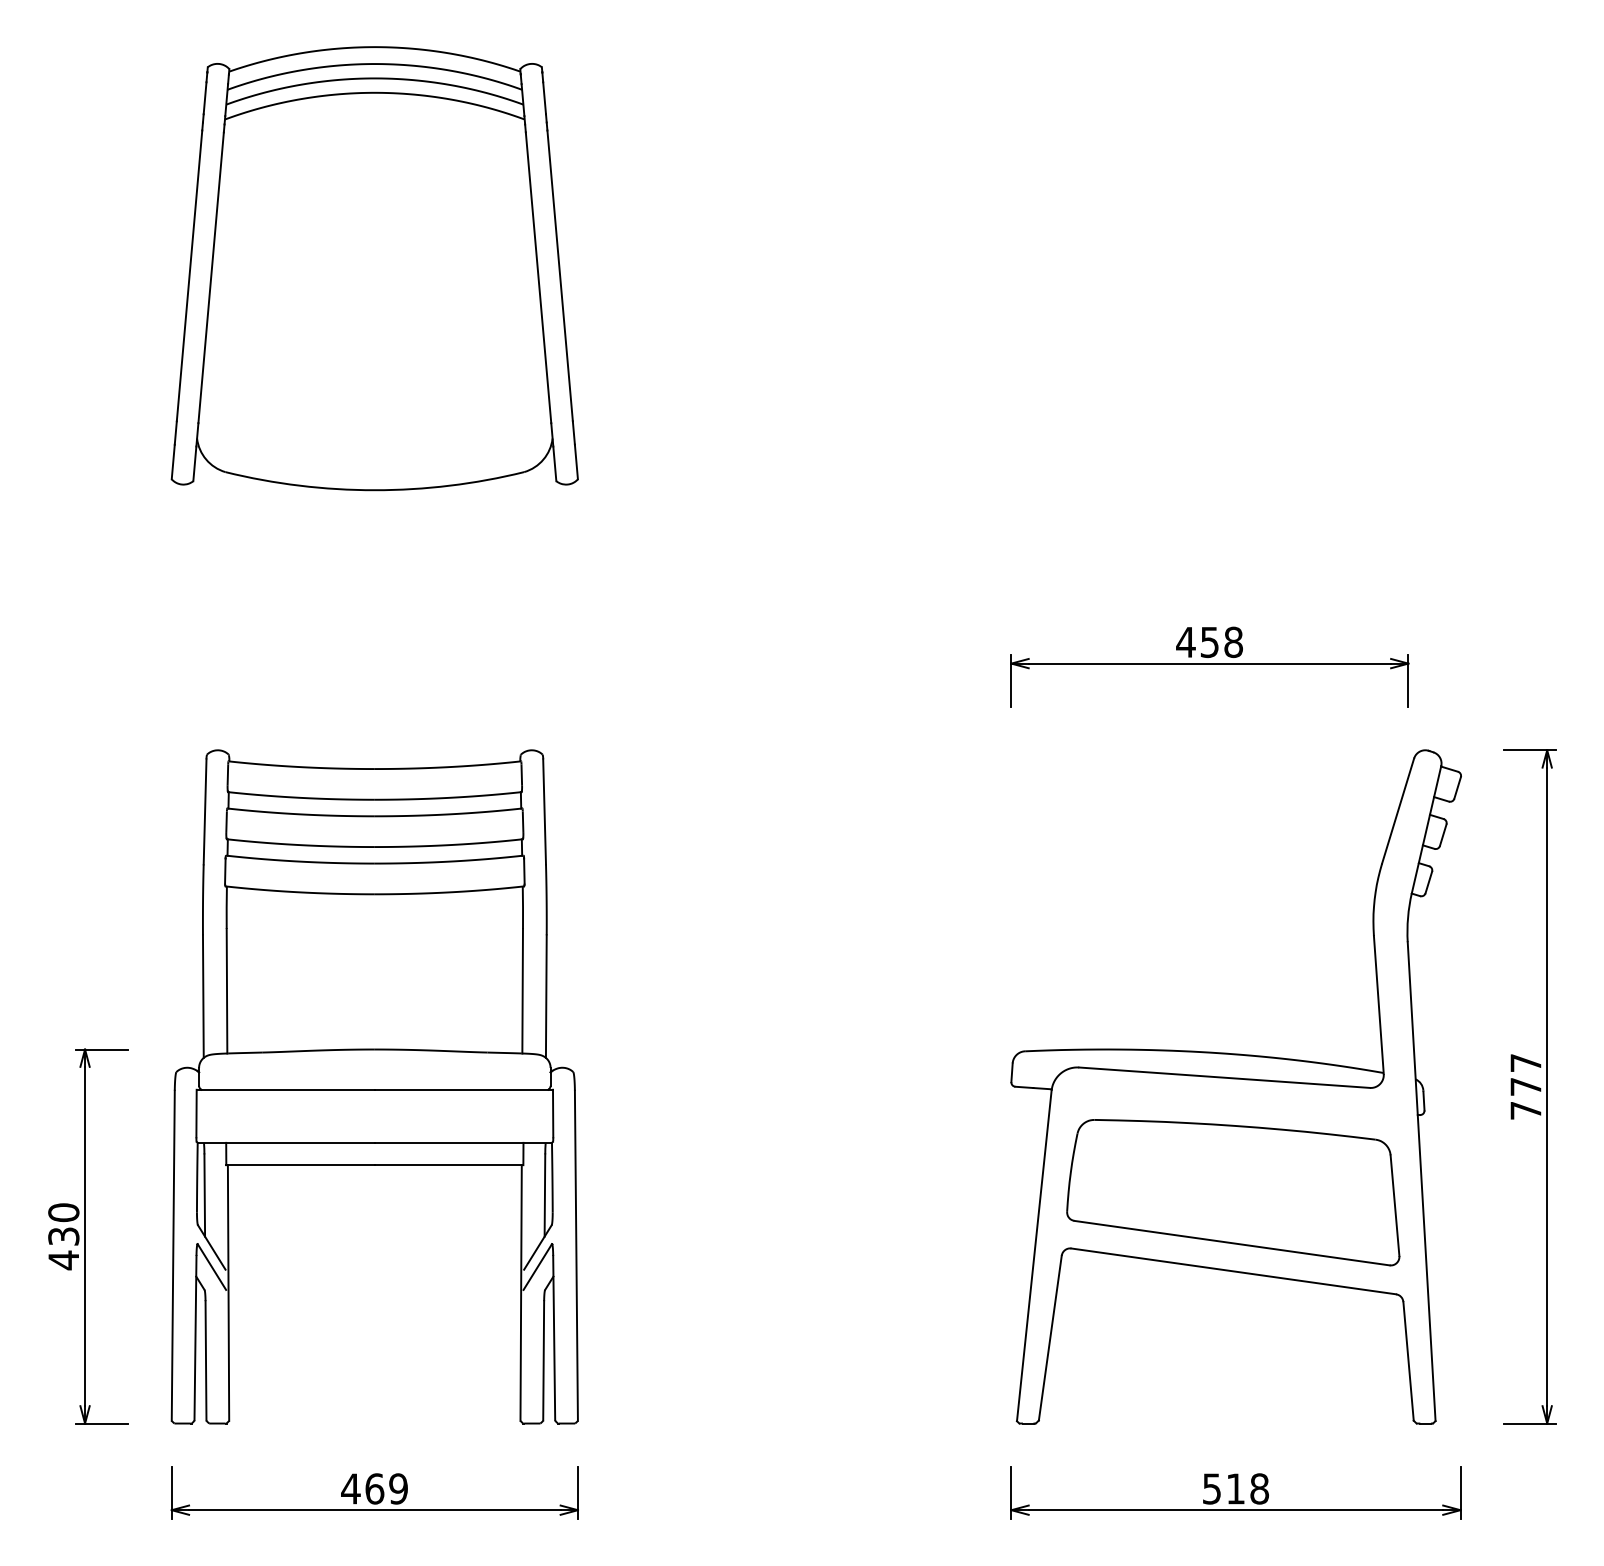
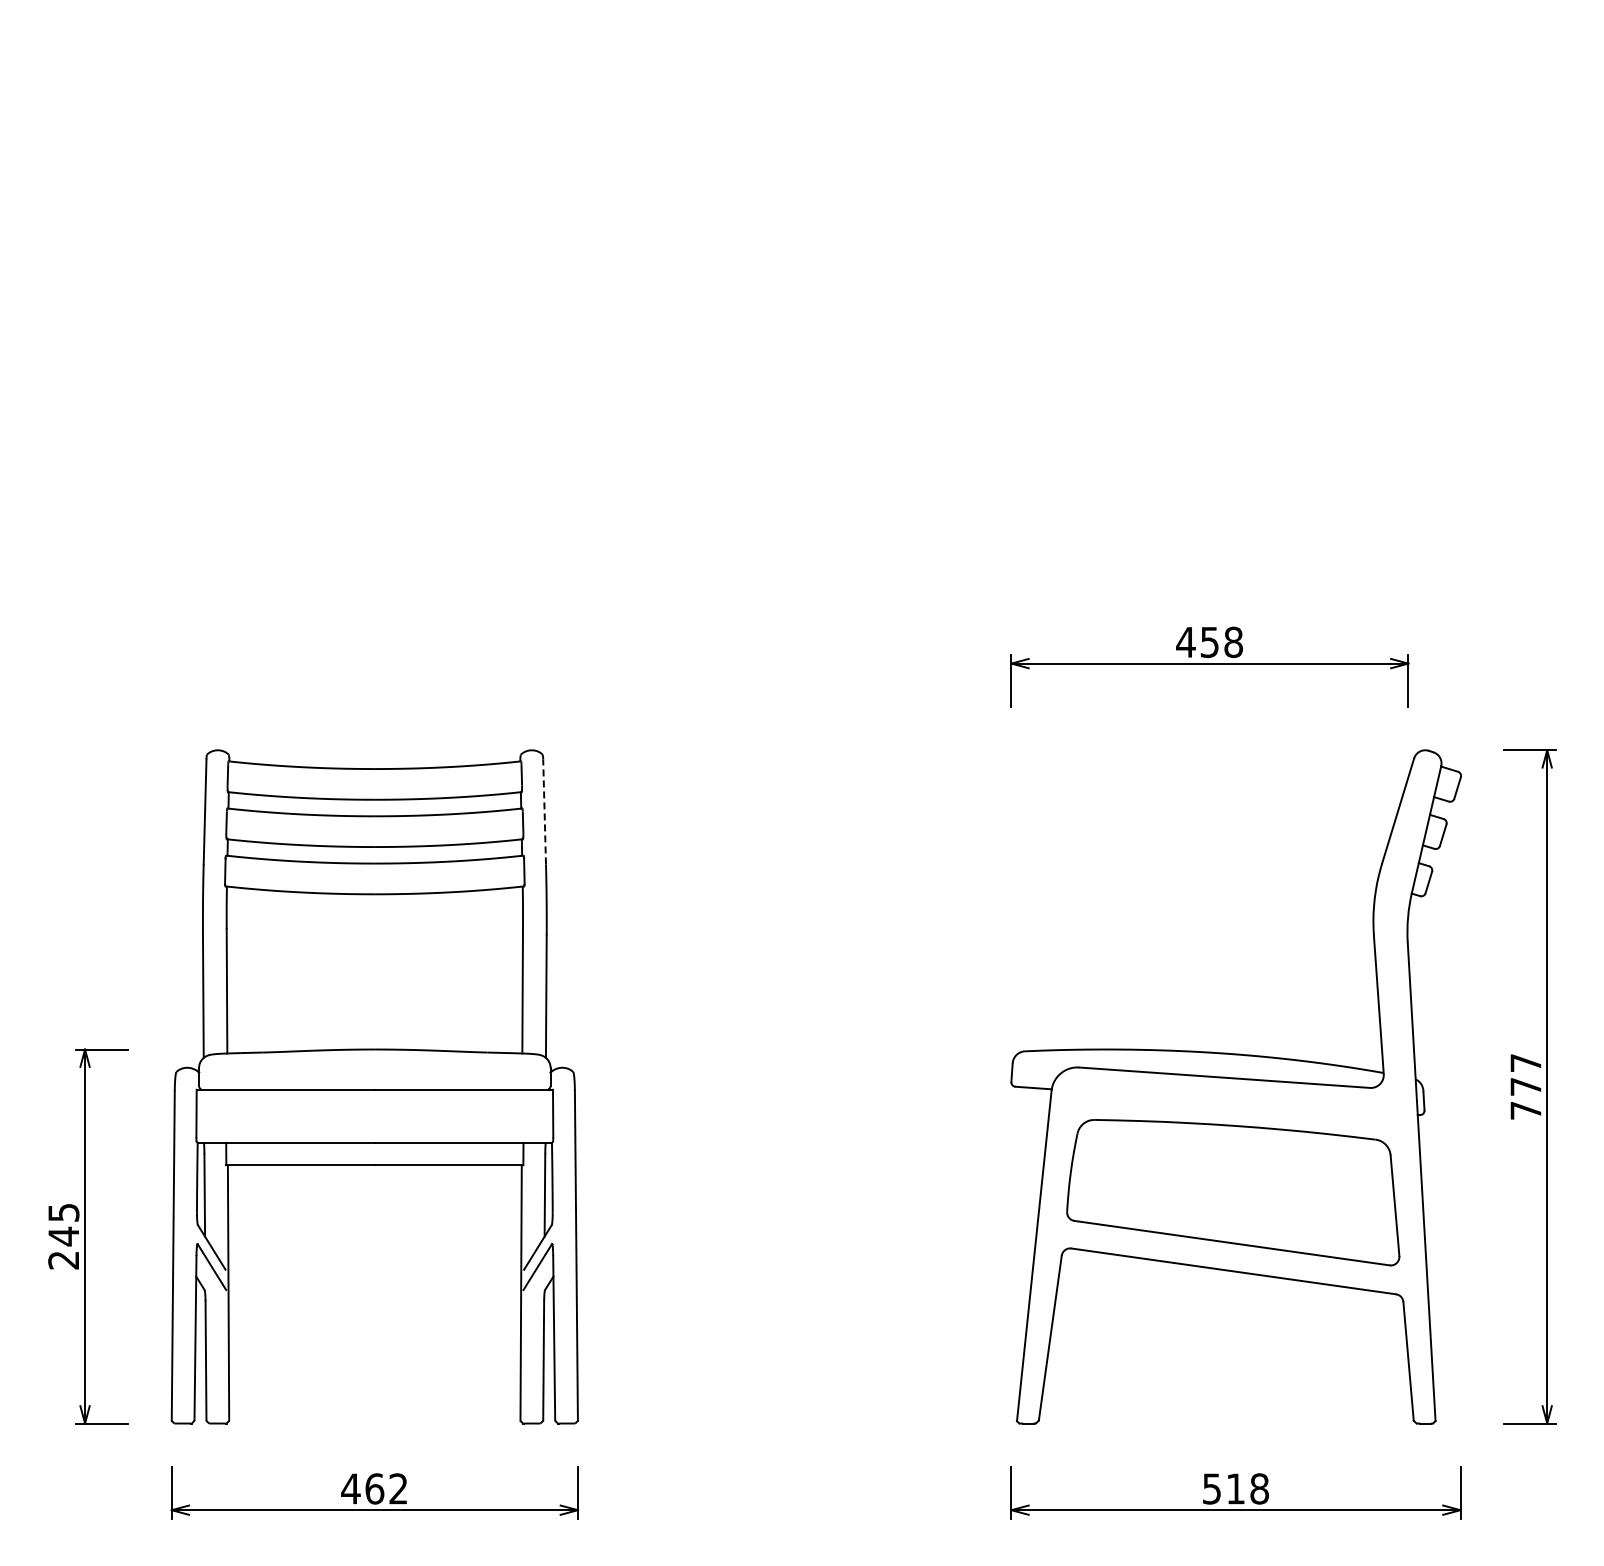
part: present -> none (374, 268)
line: solid -> dashed (544, 811)
text: 430 -> 245 (63, 1236)
text: 469 -> 462 (398, 1488)
